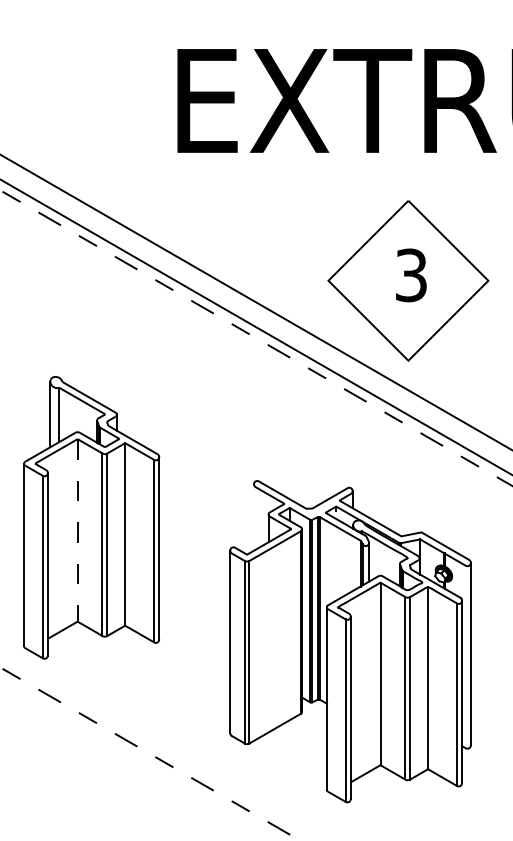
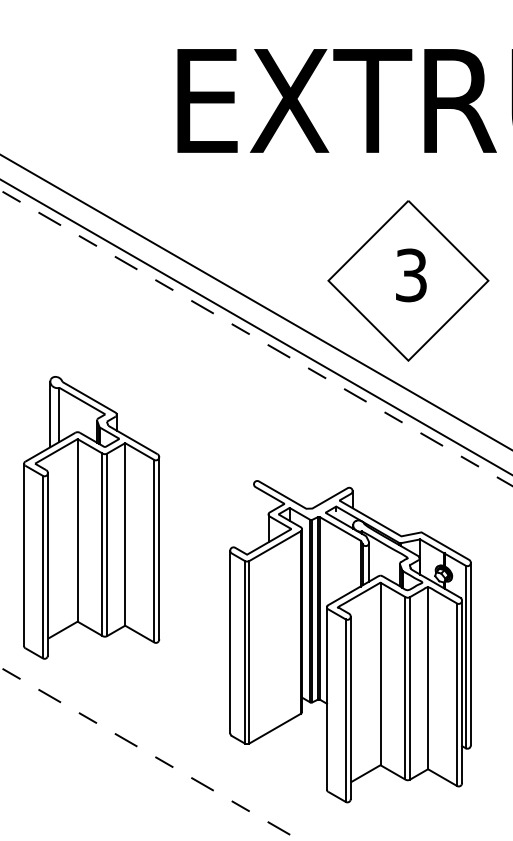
line: dashed -> solid (77, 530)
line: none -> present (465, 656)
